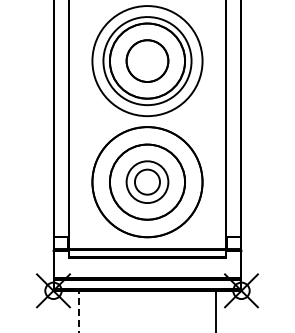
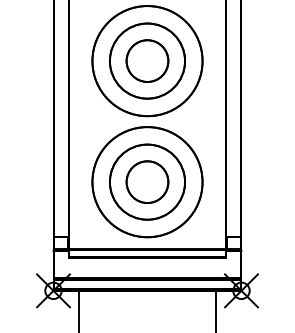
circle diameter: 88 px -> 110 px (147, 61)
circle diameter: 25 px -> 42 px (147, 182)
line: dashed -> solid (79, 311)
